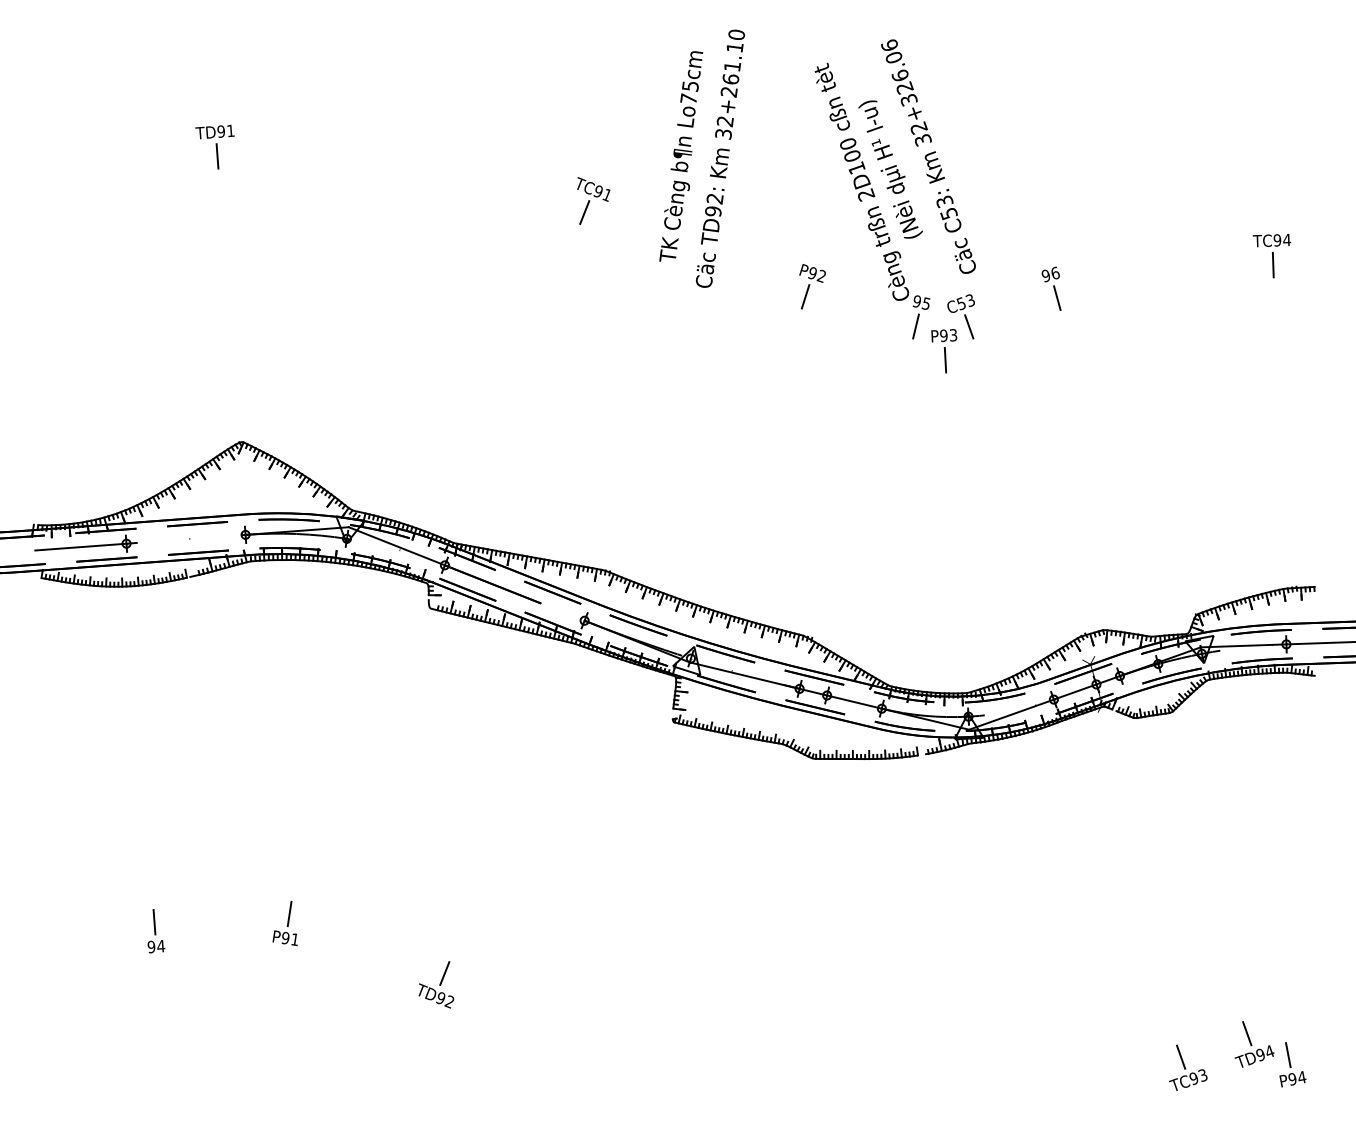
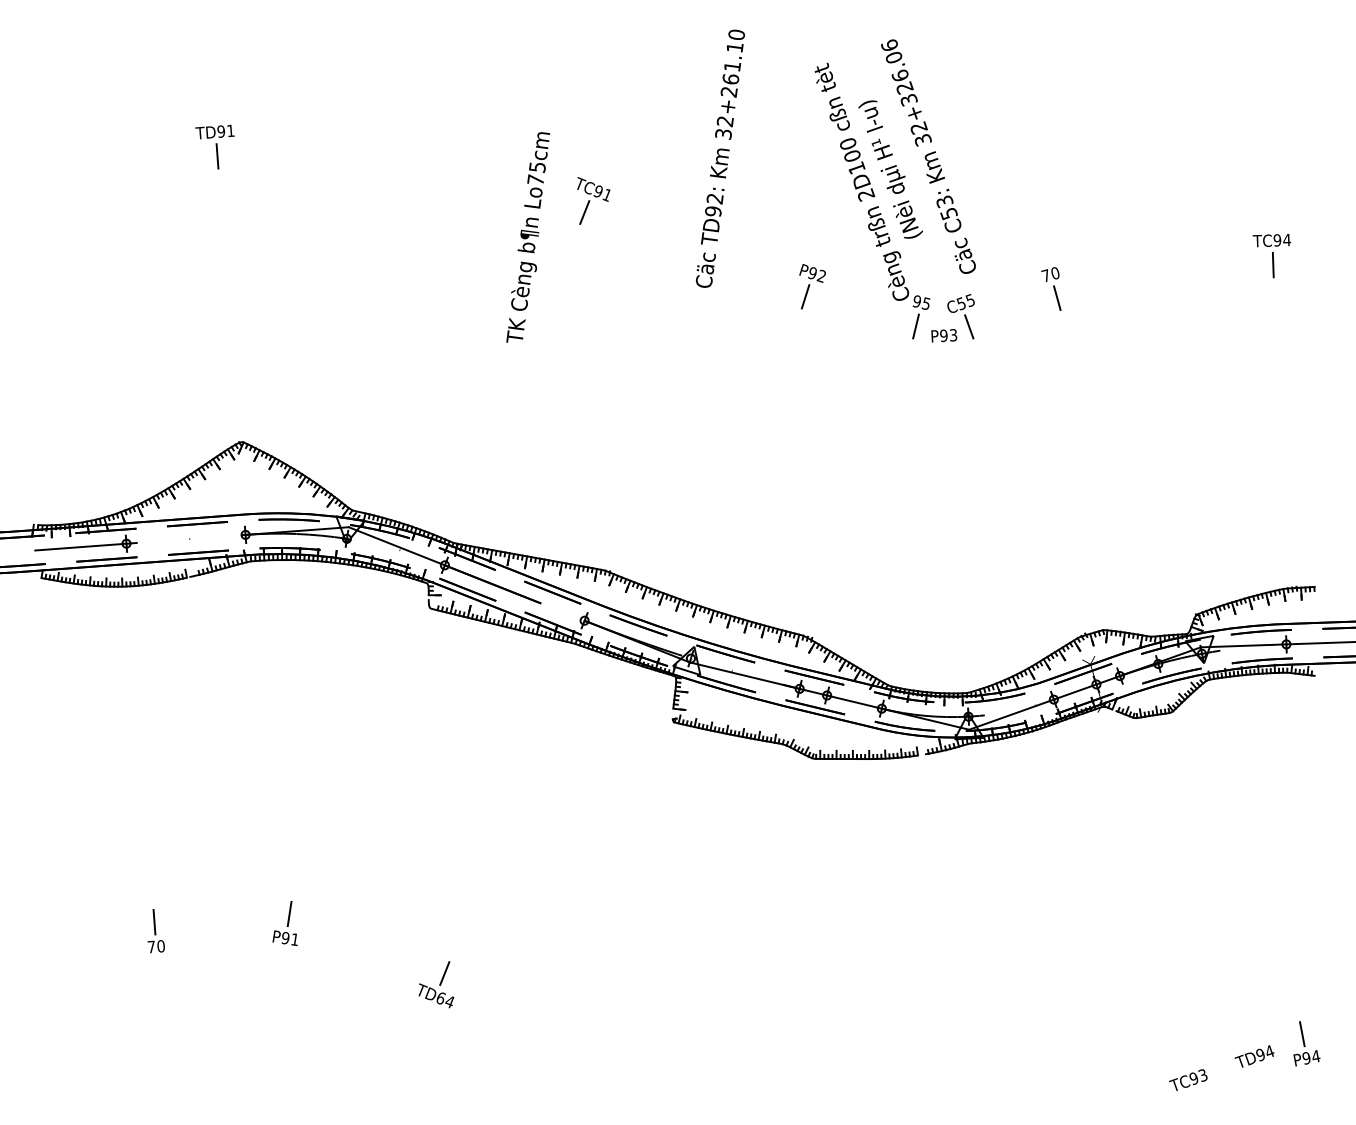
text position: (681, 156) -> (528, 237) (528, 237)
text: 96 -> 70 (1050, 274)
text: C53 -> C55 (969, 299)
line: present -> none (945, 360)
text: 94 -> 70 (156, 946)
text: TD92 -> TD64 (445, 1000)
line: present -> none (1247, 1033)
line: present -> none (1180, 1056)
part position: (1292, 1064) -> (1306, 1043) (1306, 1043)
